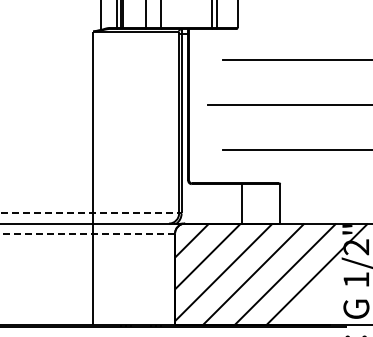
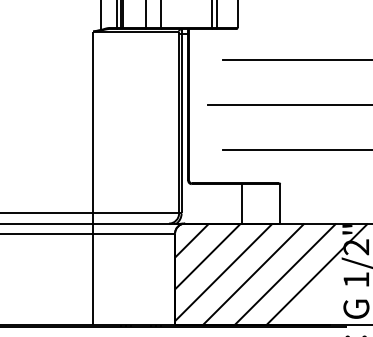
line: dashed -> solid (90, 213)
line: dashed -> solid (87, 233)
